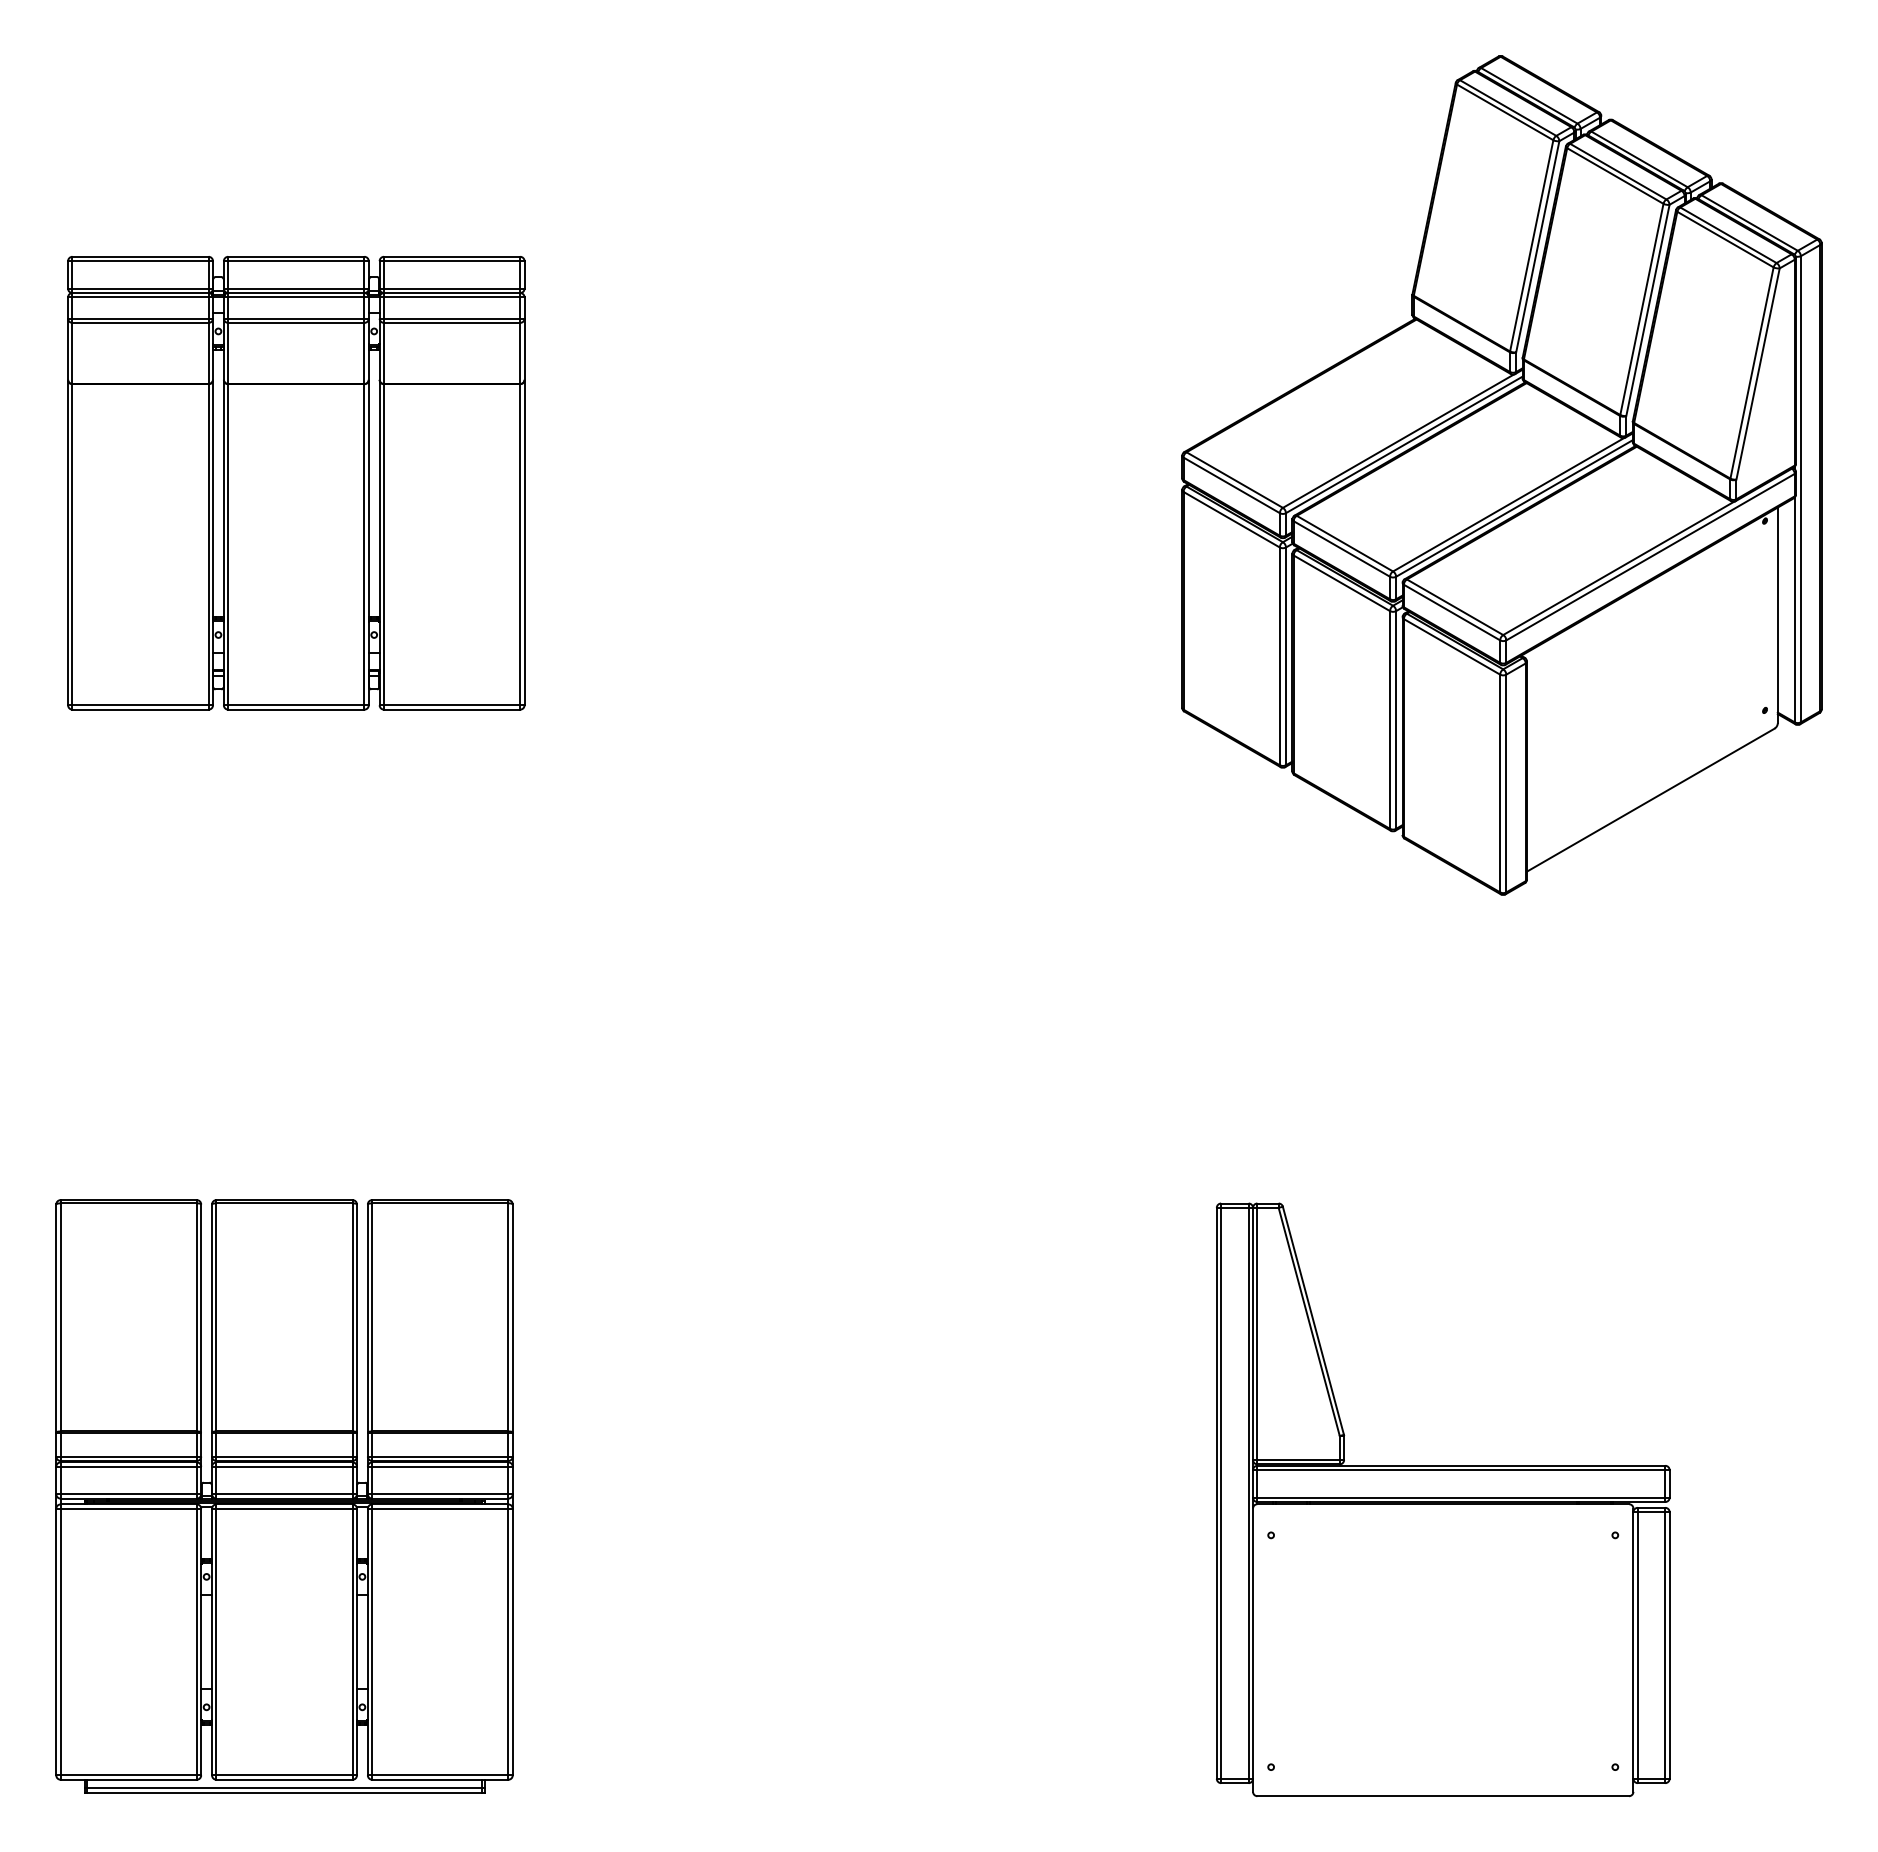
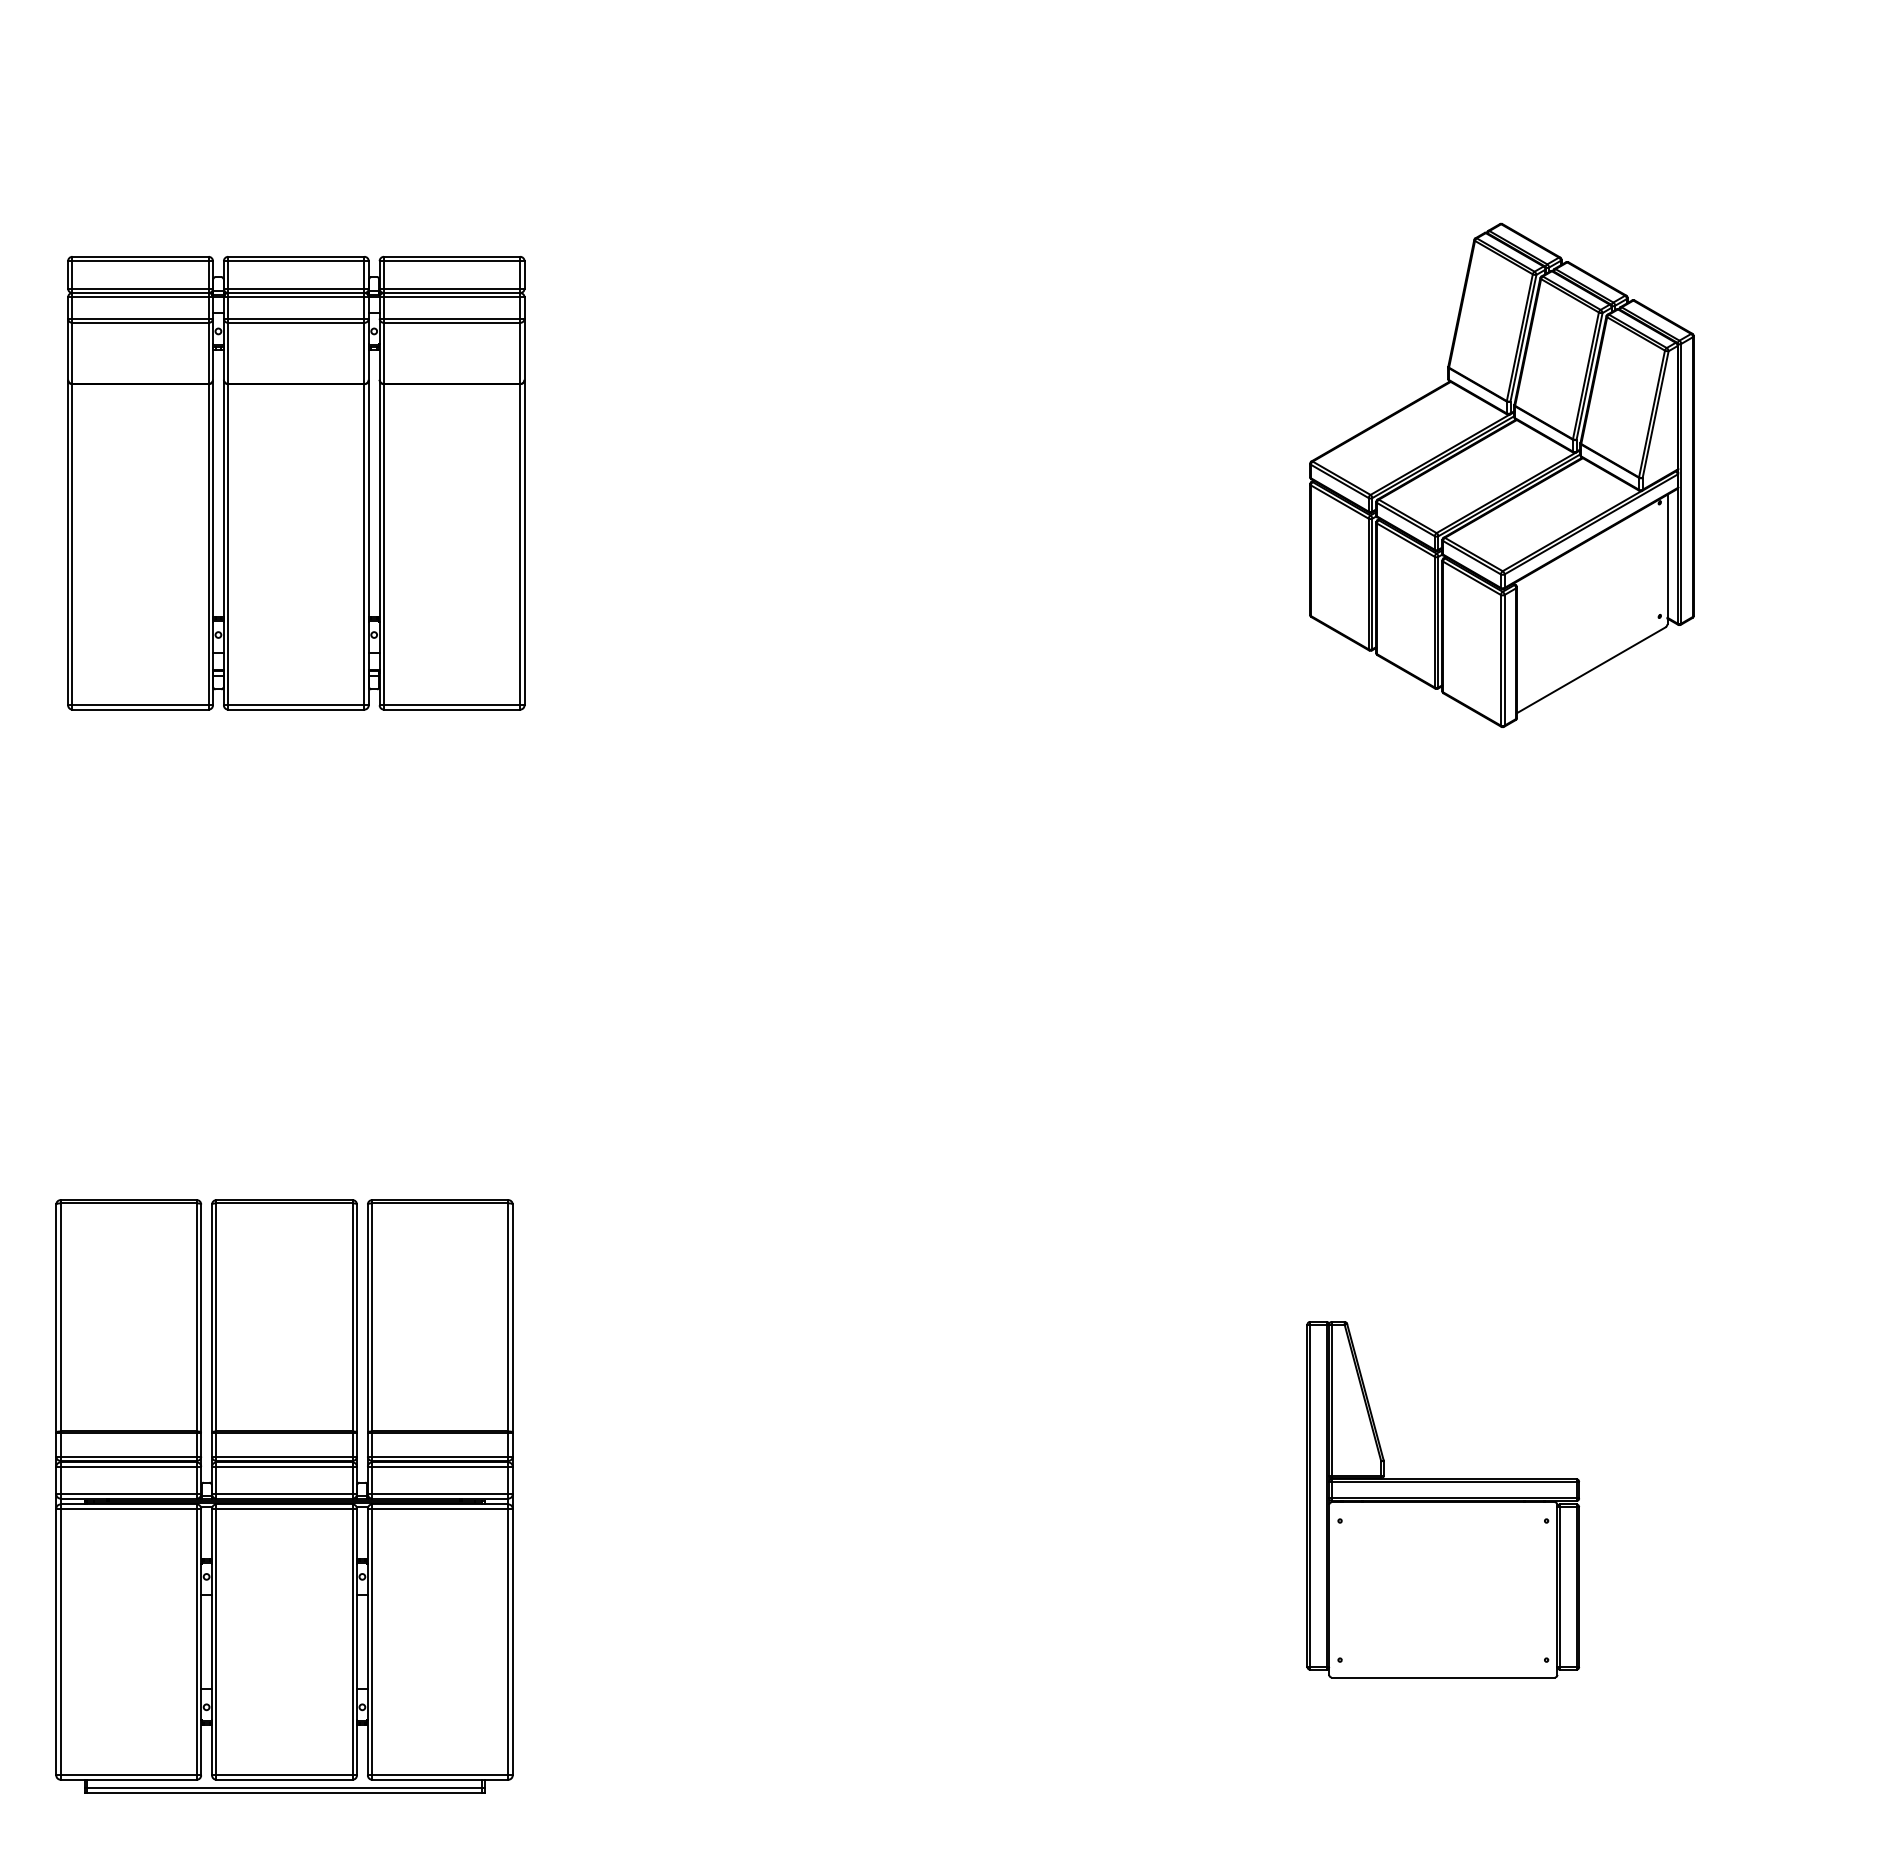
part size: 642x841 px -> 386x506 px (1501, 474)
part size: 455x595 px -> 274x358 px (1442, 1499)
